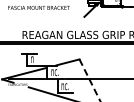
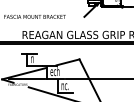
text position: (38, 7) -> (34, 16) (34, 16)
text: nc. -> ech (54, 71)
line: dashed -> solid (90, 80)
